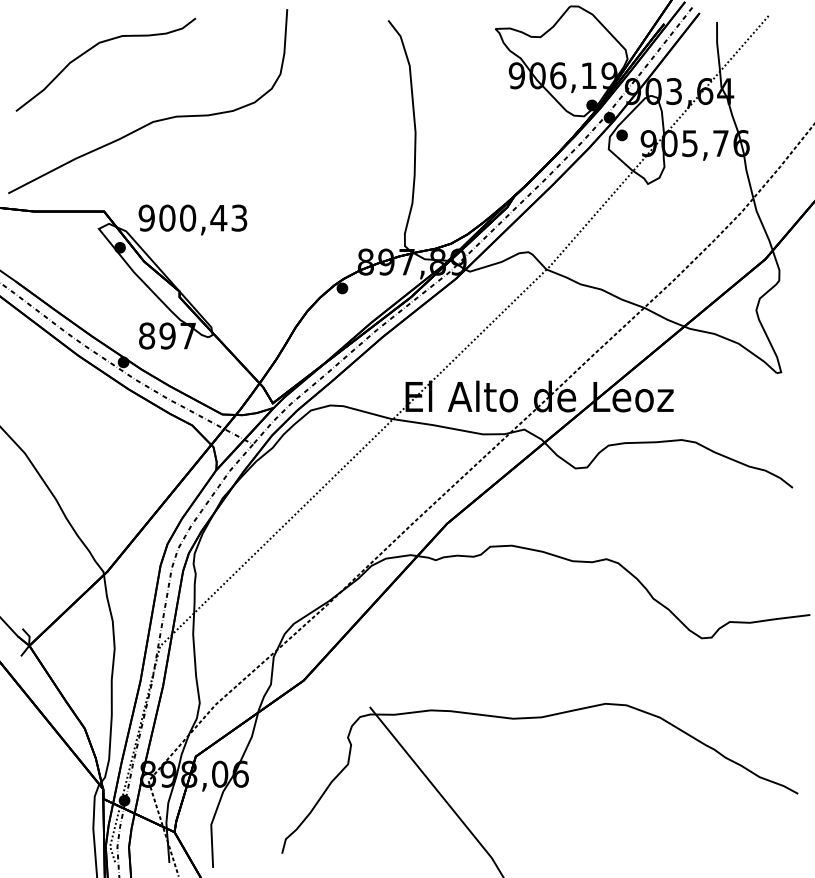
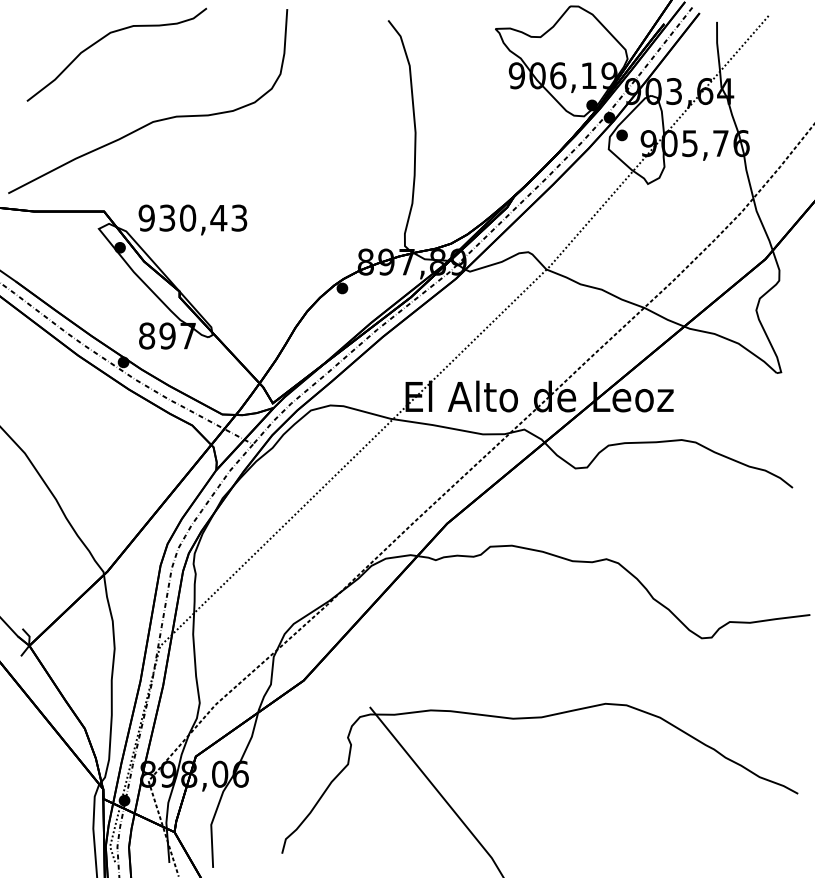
curve position: (94, 47) -> (105, 37) (105, 37)
text: 900,43 -> 930,43 (167, 217)
